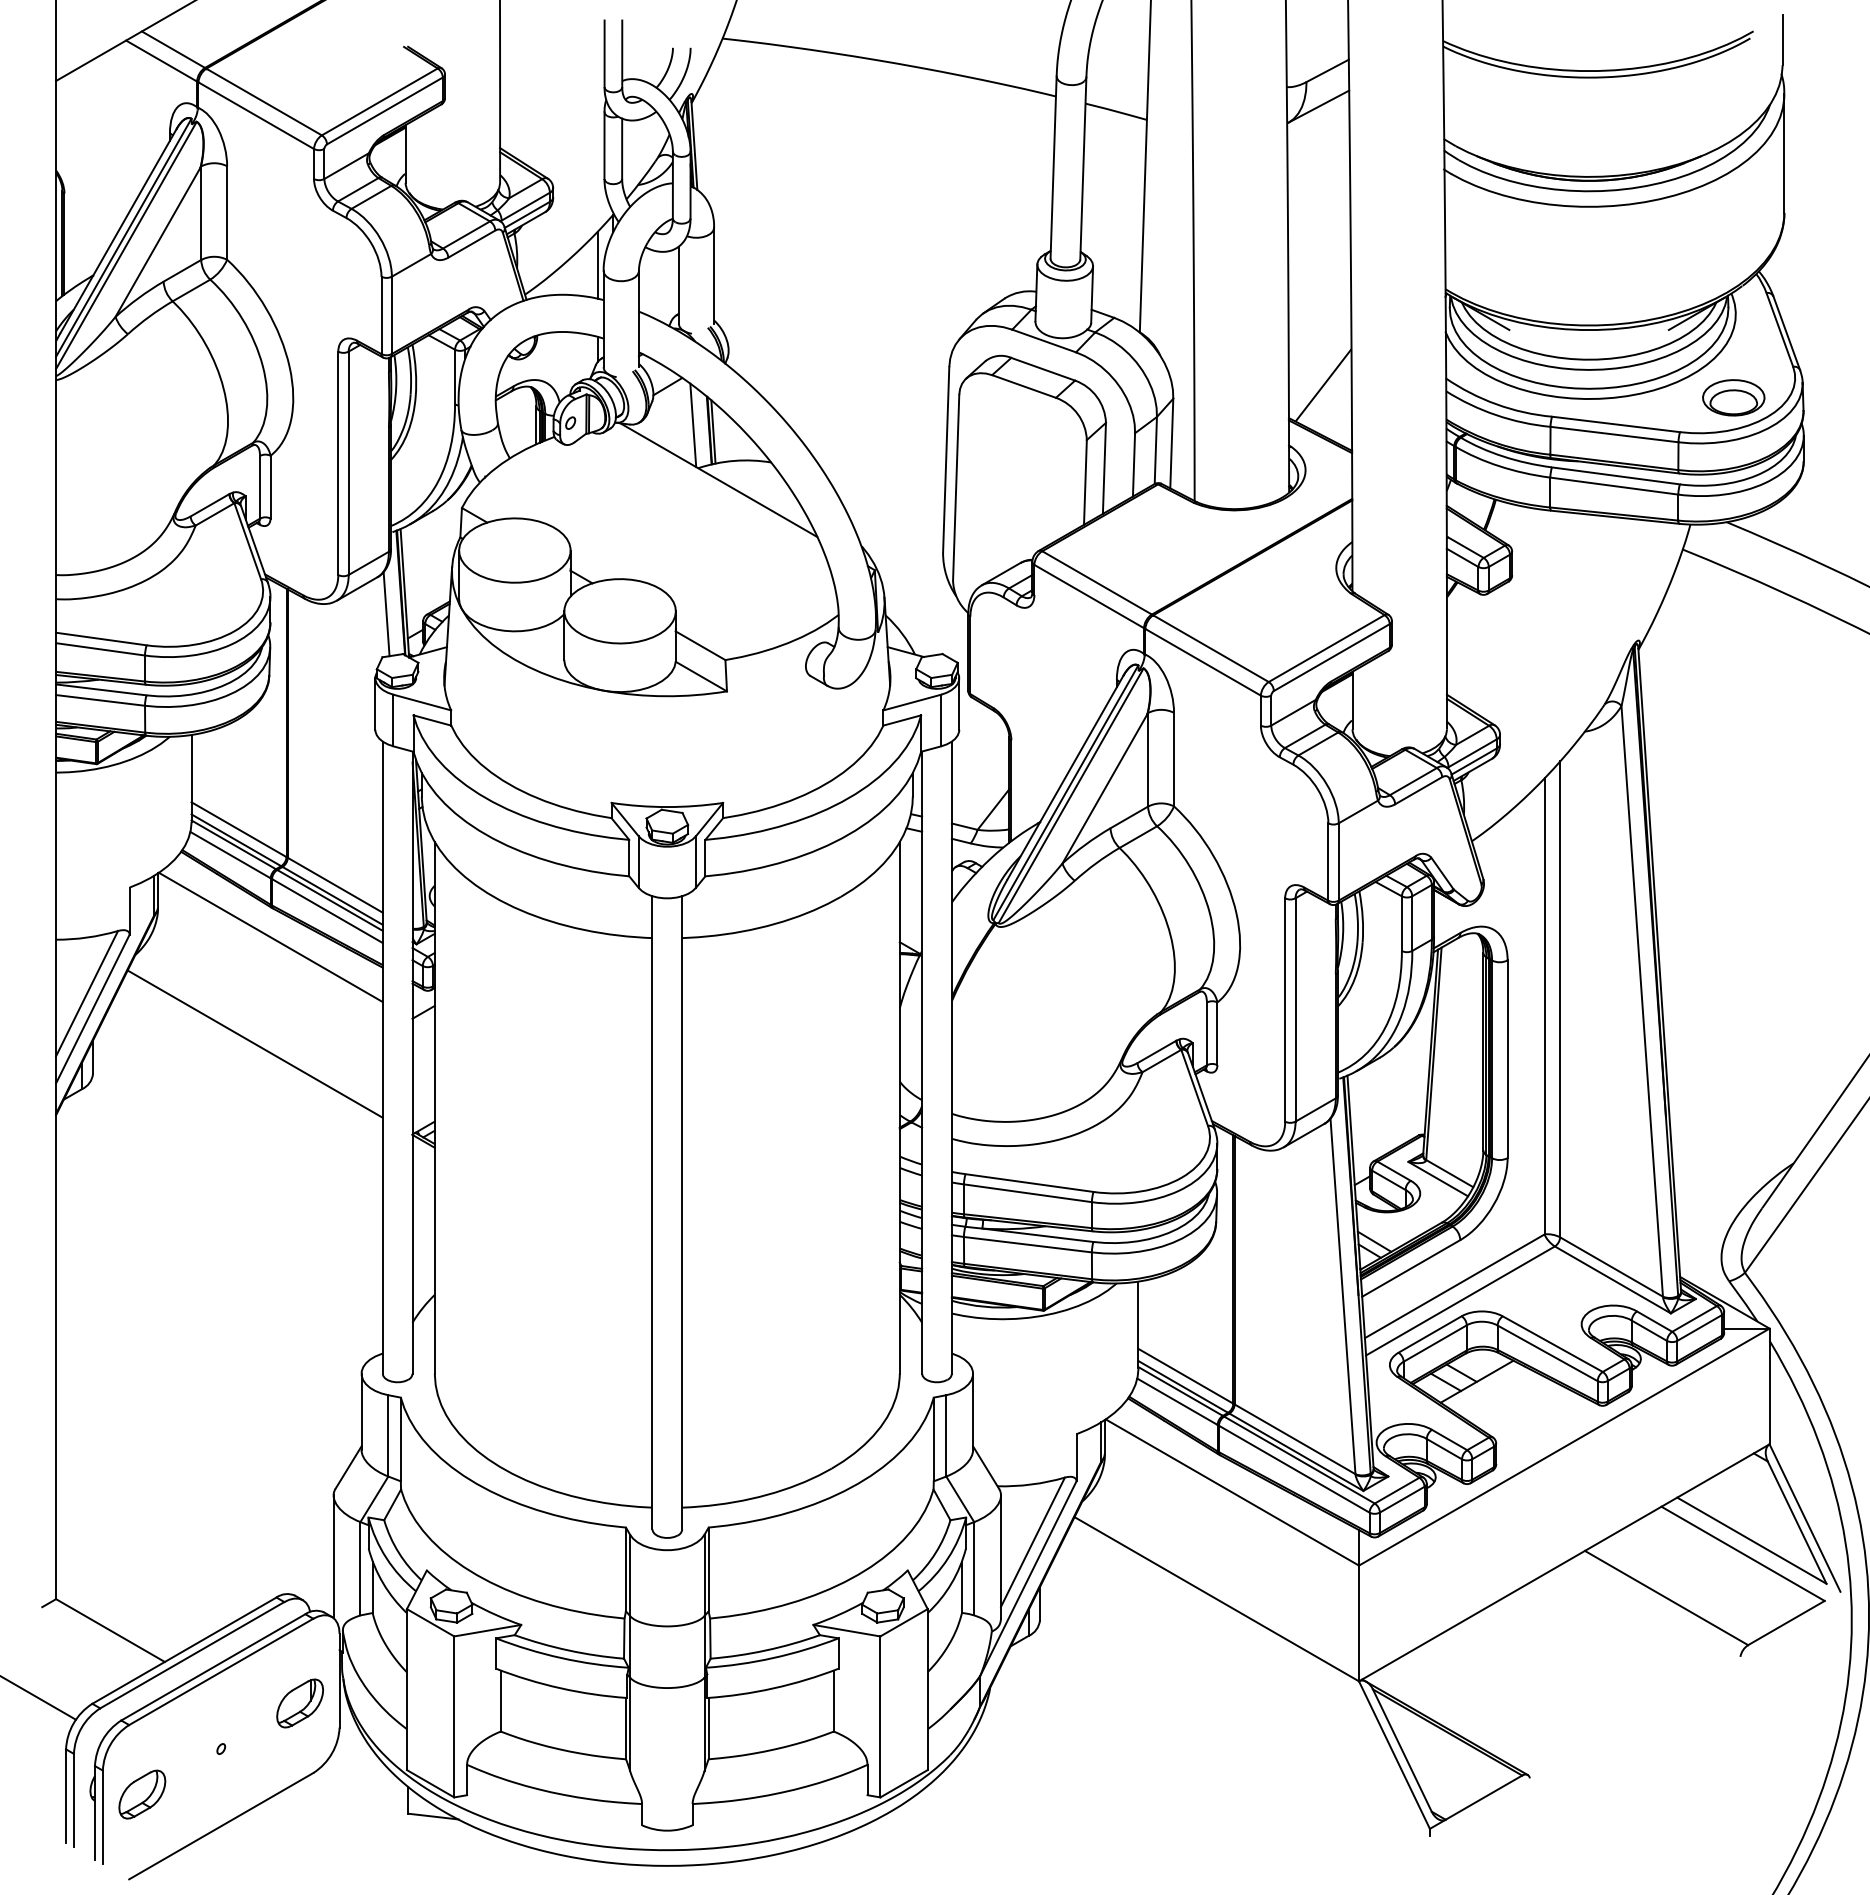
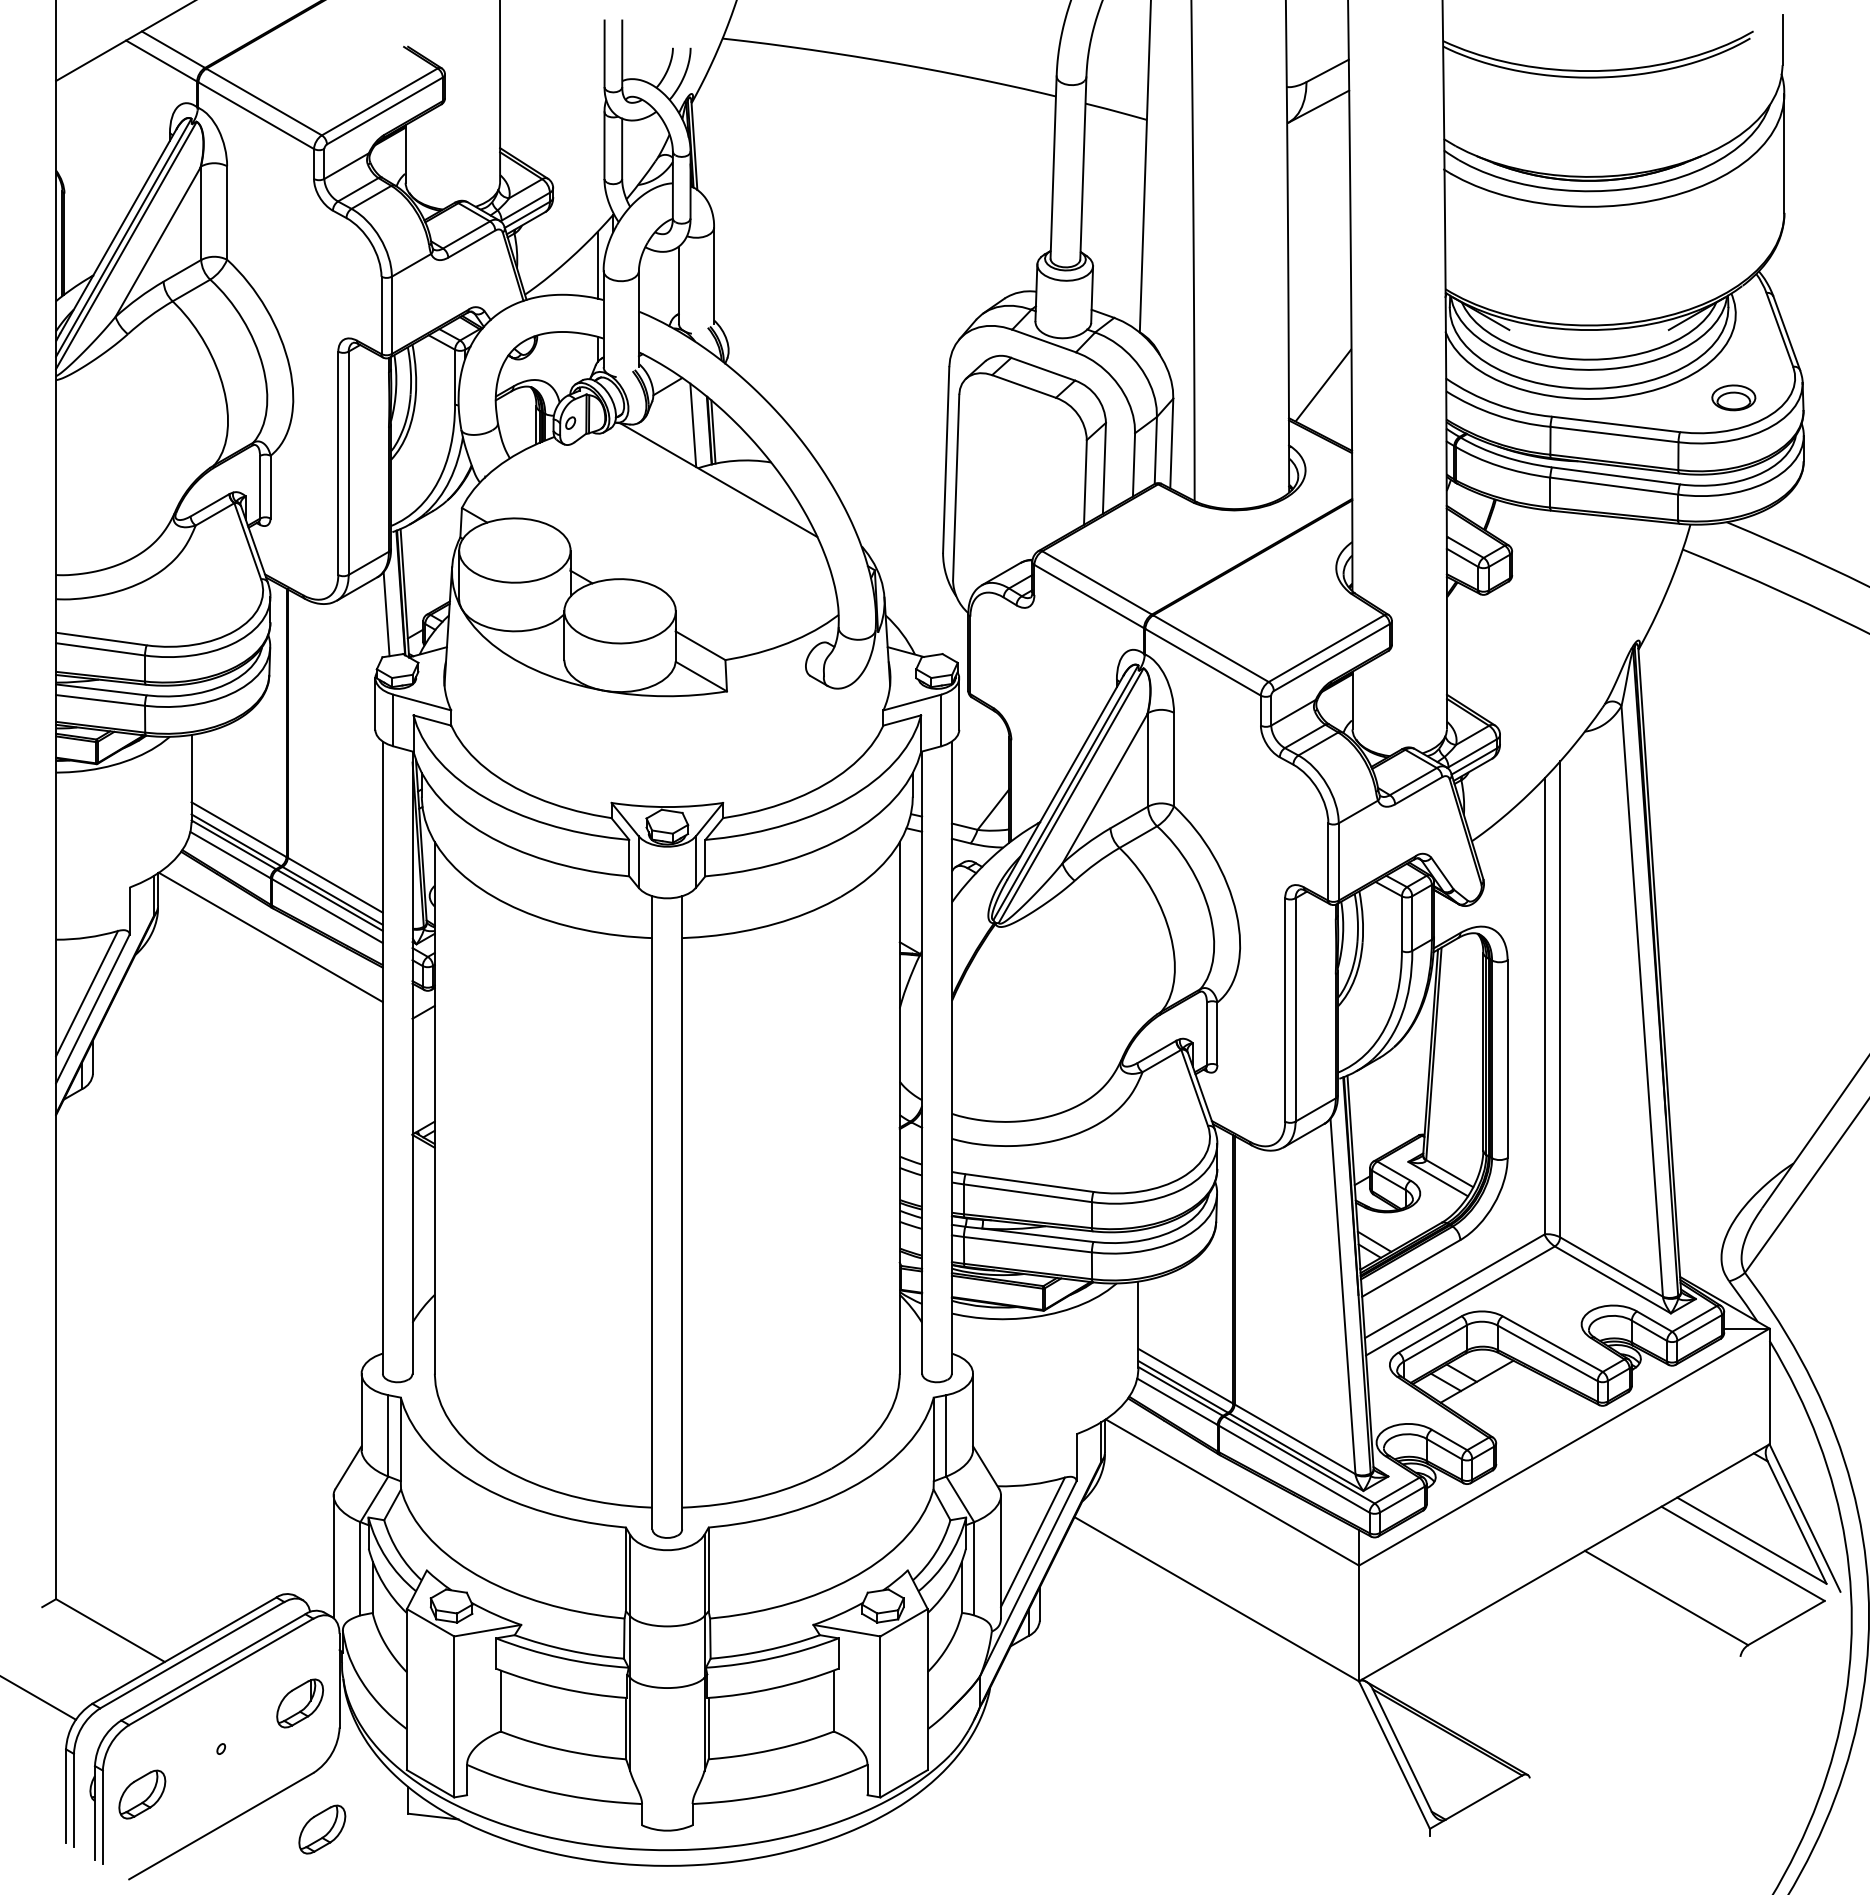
part size: 64x38 px -> 46x28 px (1733, 397)
line: present -> none (254, 1043)
part: none -> present (322, 1829)
